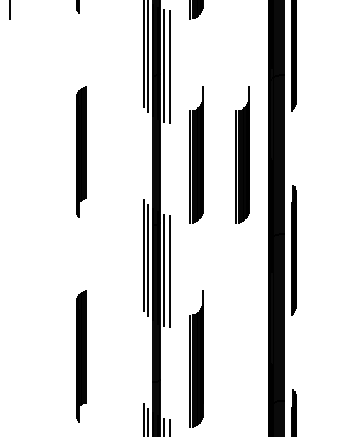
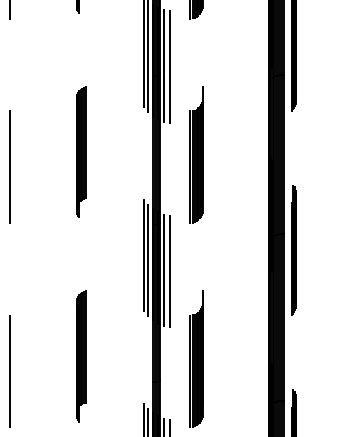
part: present -> none (242, 154)
line: none -> present (9, 166)
line: none -> present (10, 371)
